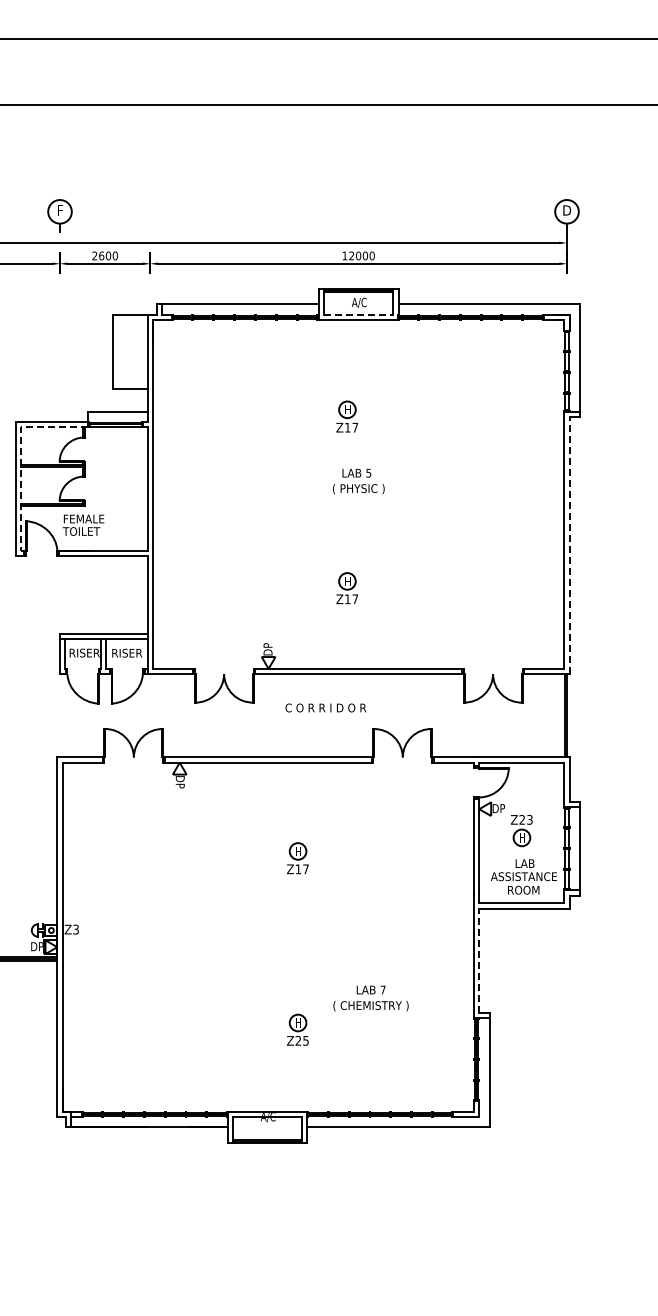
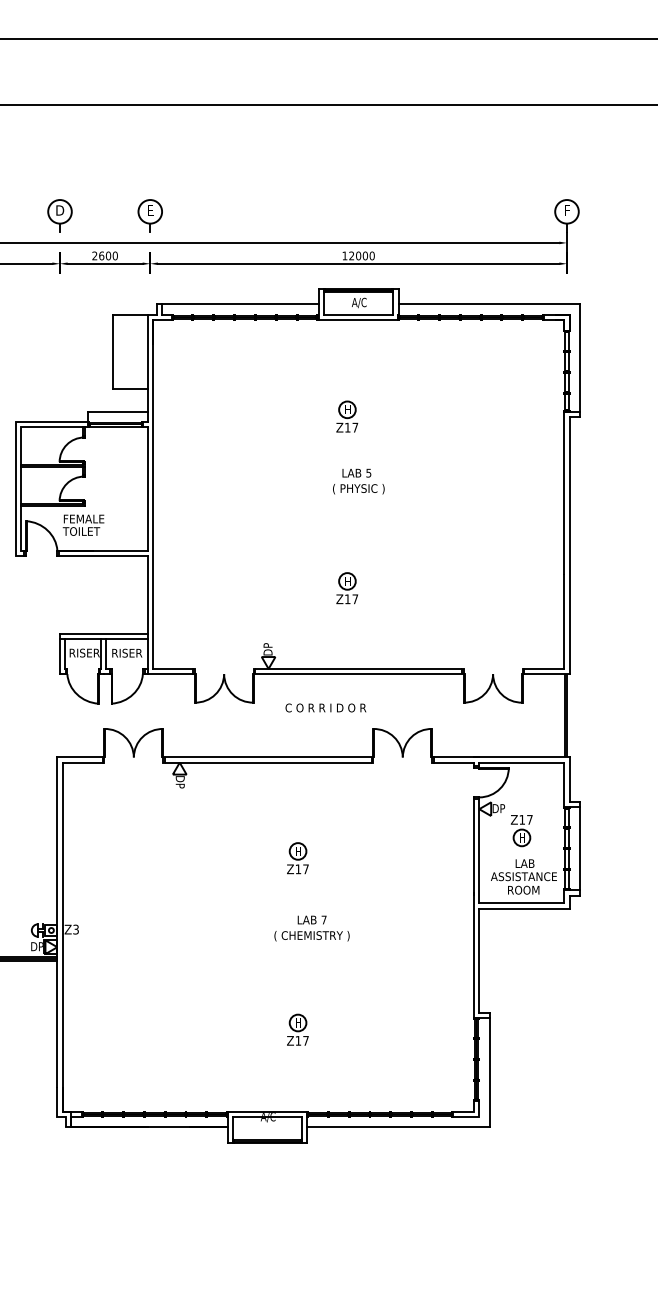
text: F -> D (60, 210)
text: D -> F (567, 210)
part: none -> present (149, 215)
line: dashed -> solid (358, 314)
line: dashed -> solid (20, 458)
line: dashed -> solid (569, 545)
text: Z23 -> Z17 (525, 819)
line: dashed -> solid (479, 960)
text position: (370, 998) -> (311, 928) (311, 928)
text: Z25 -> Z17 (301, 1040)
